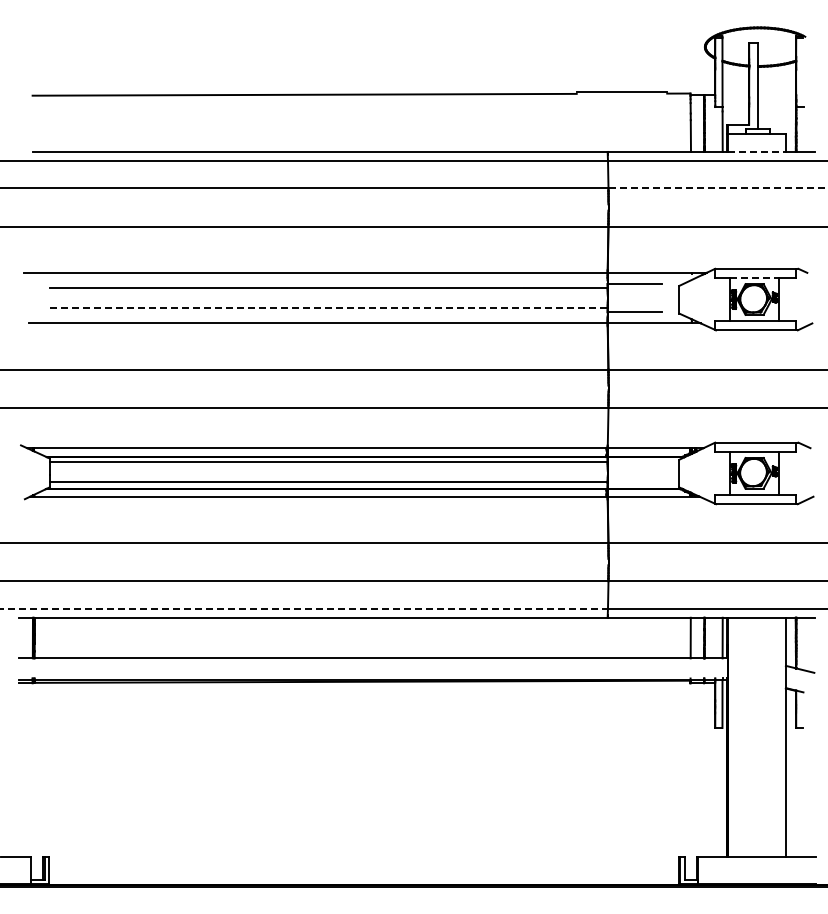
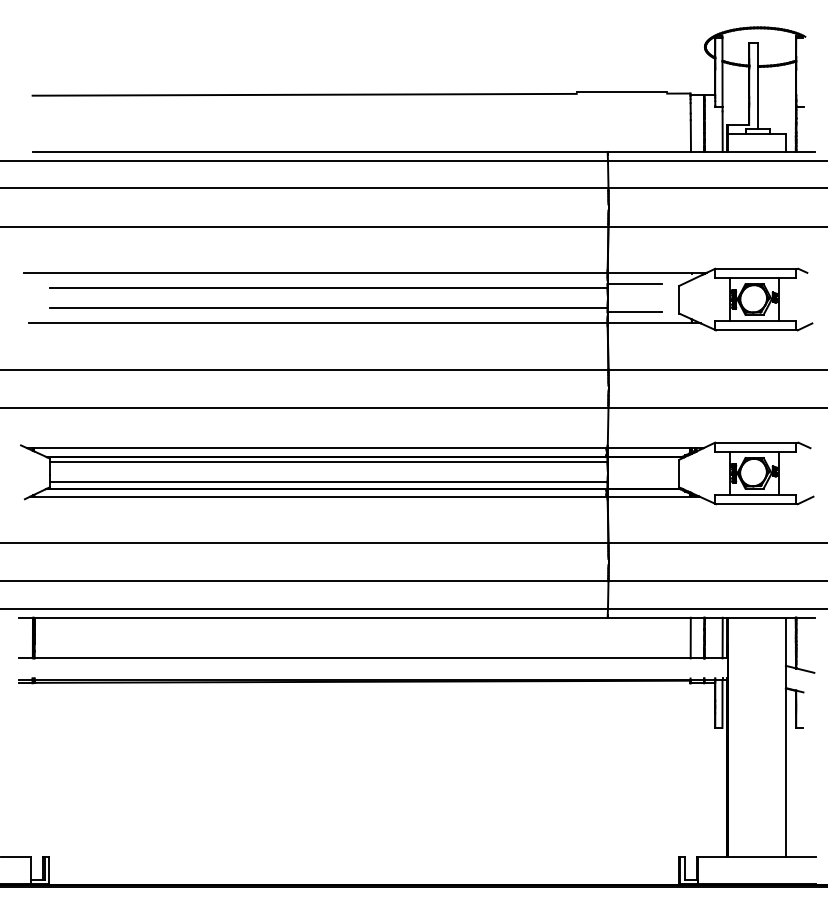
line: dashed -> solid (756, 151)
line: dashed -> solid (718, 188)
line: dashed -> solid (755, 277)
line: dashed -> solid (328, 307)
line: dashed -> solid (304, 608)
